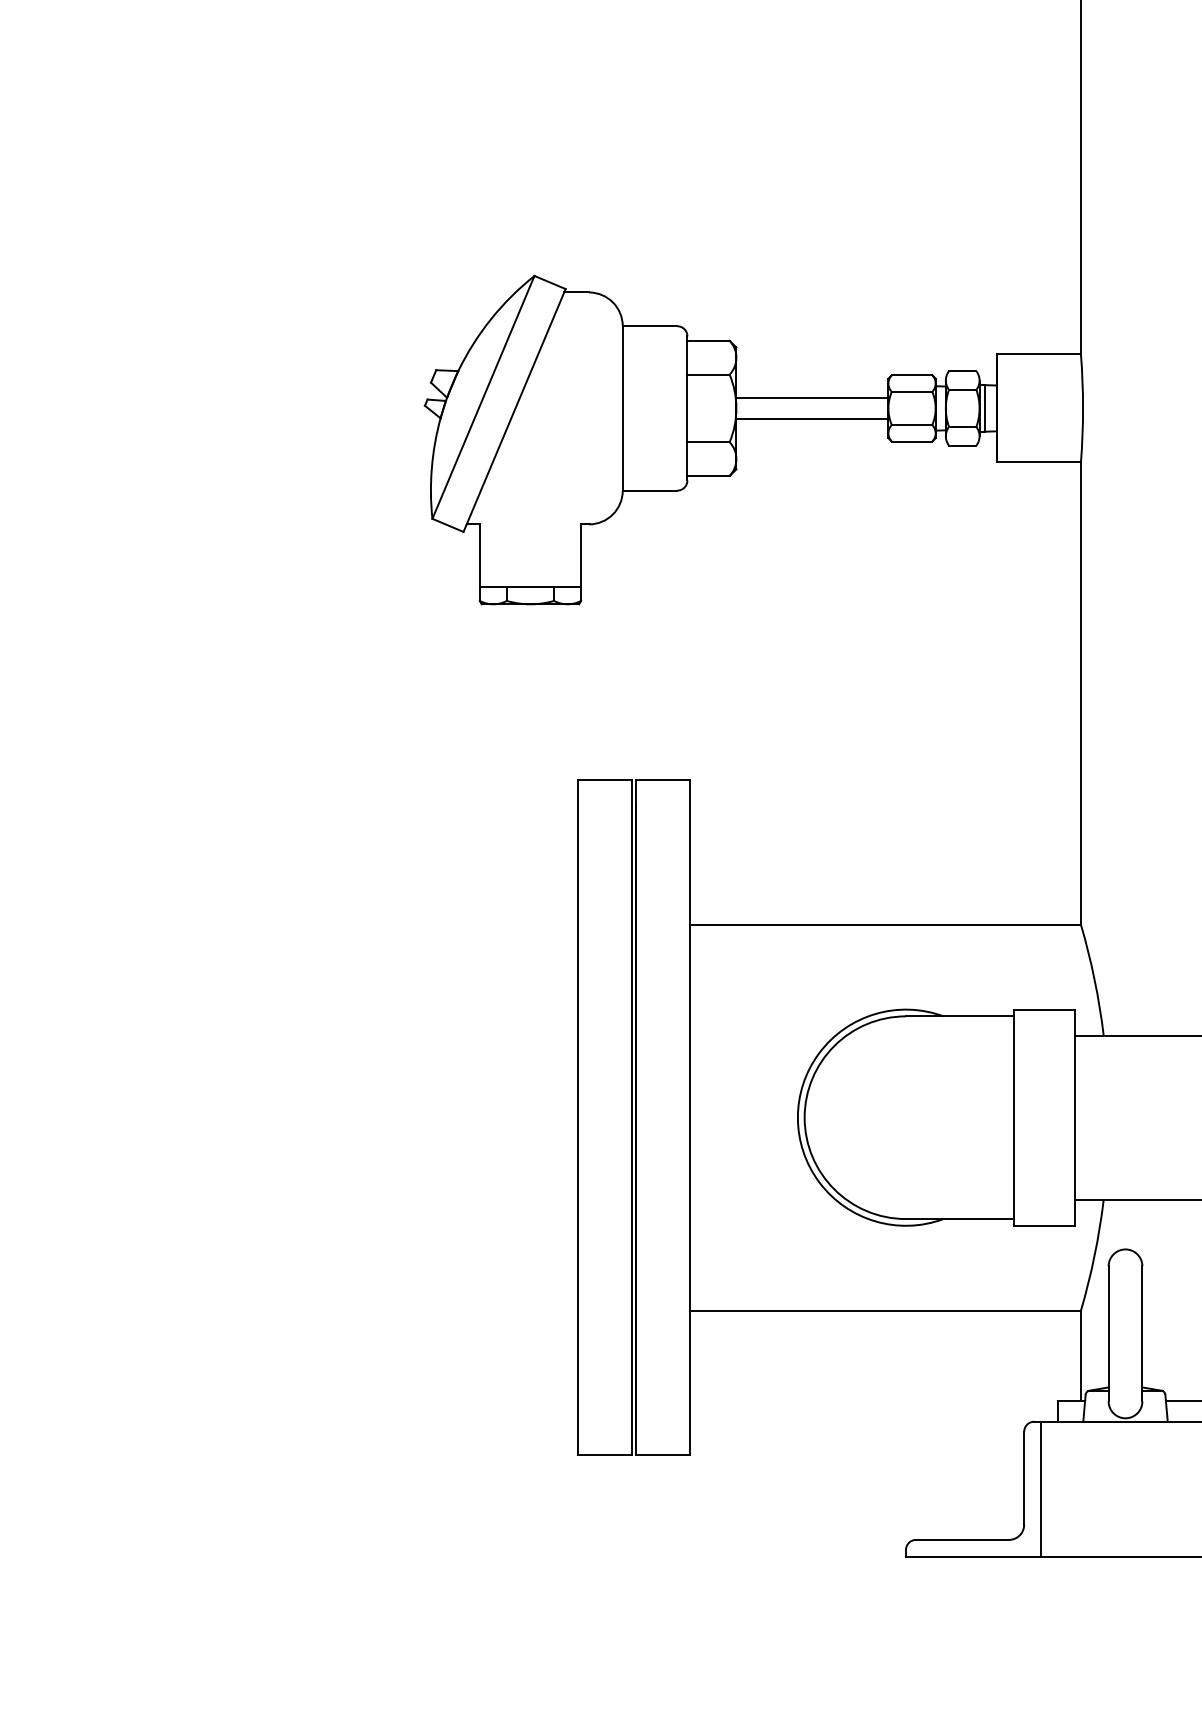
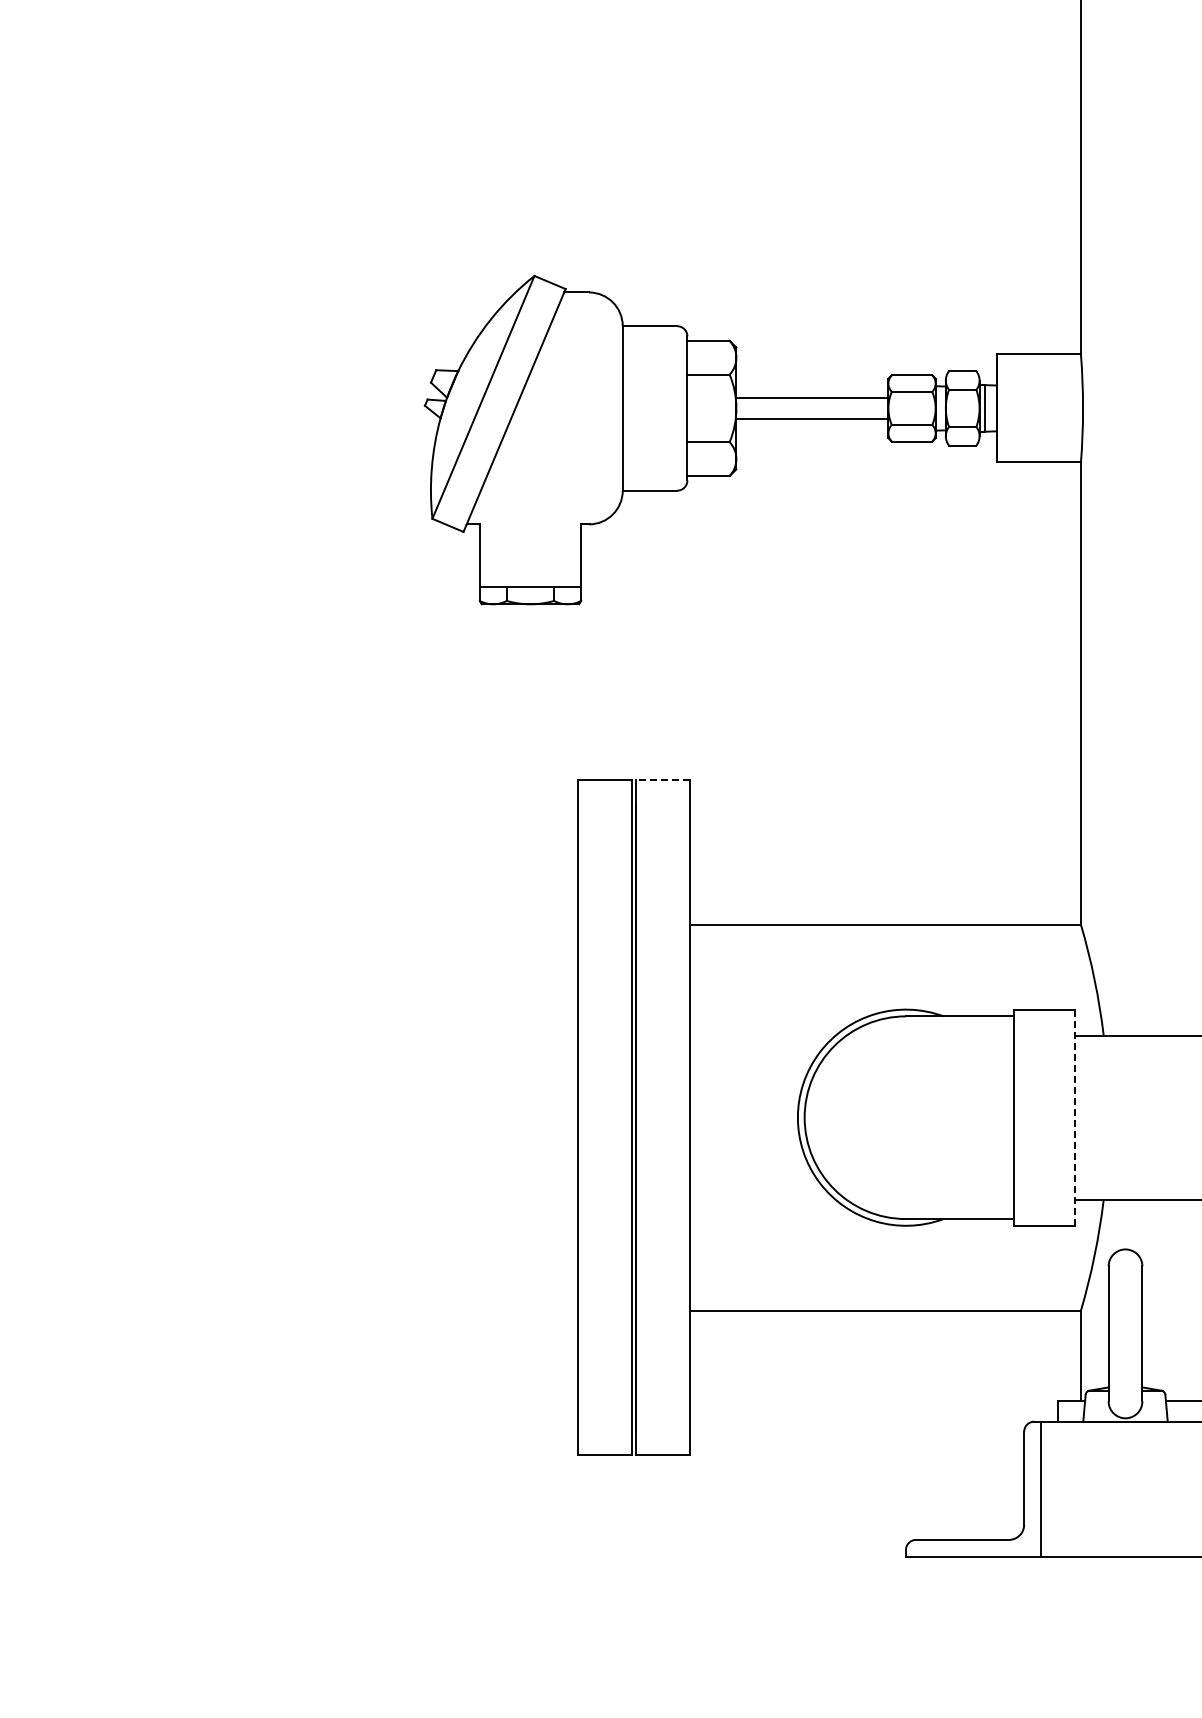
line: solid -> dashed (662, 779)
line: solid -> dashed (1074, 1117)
